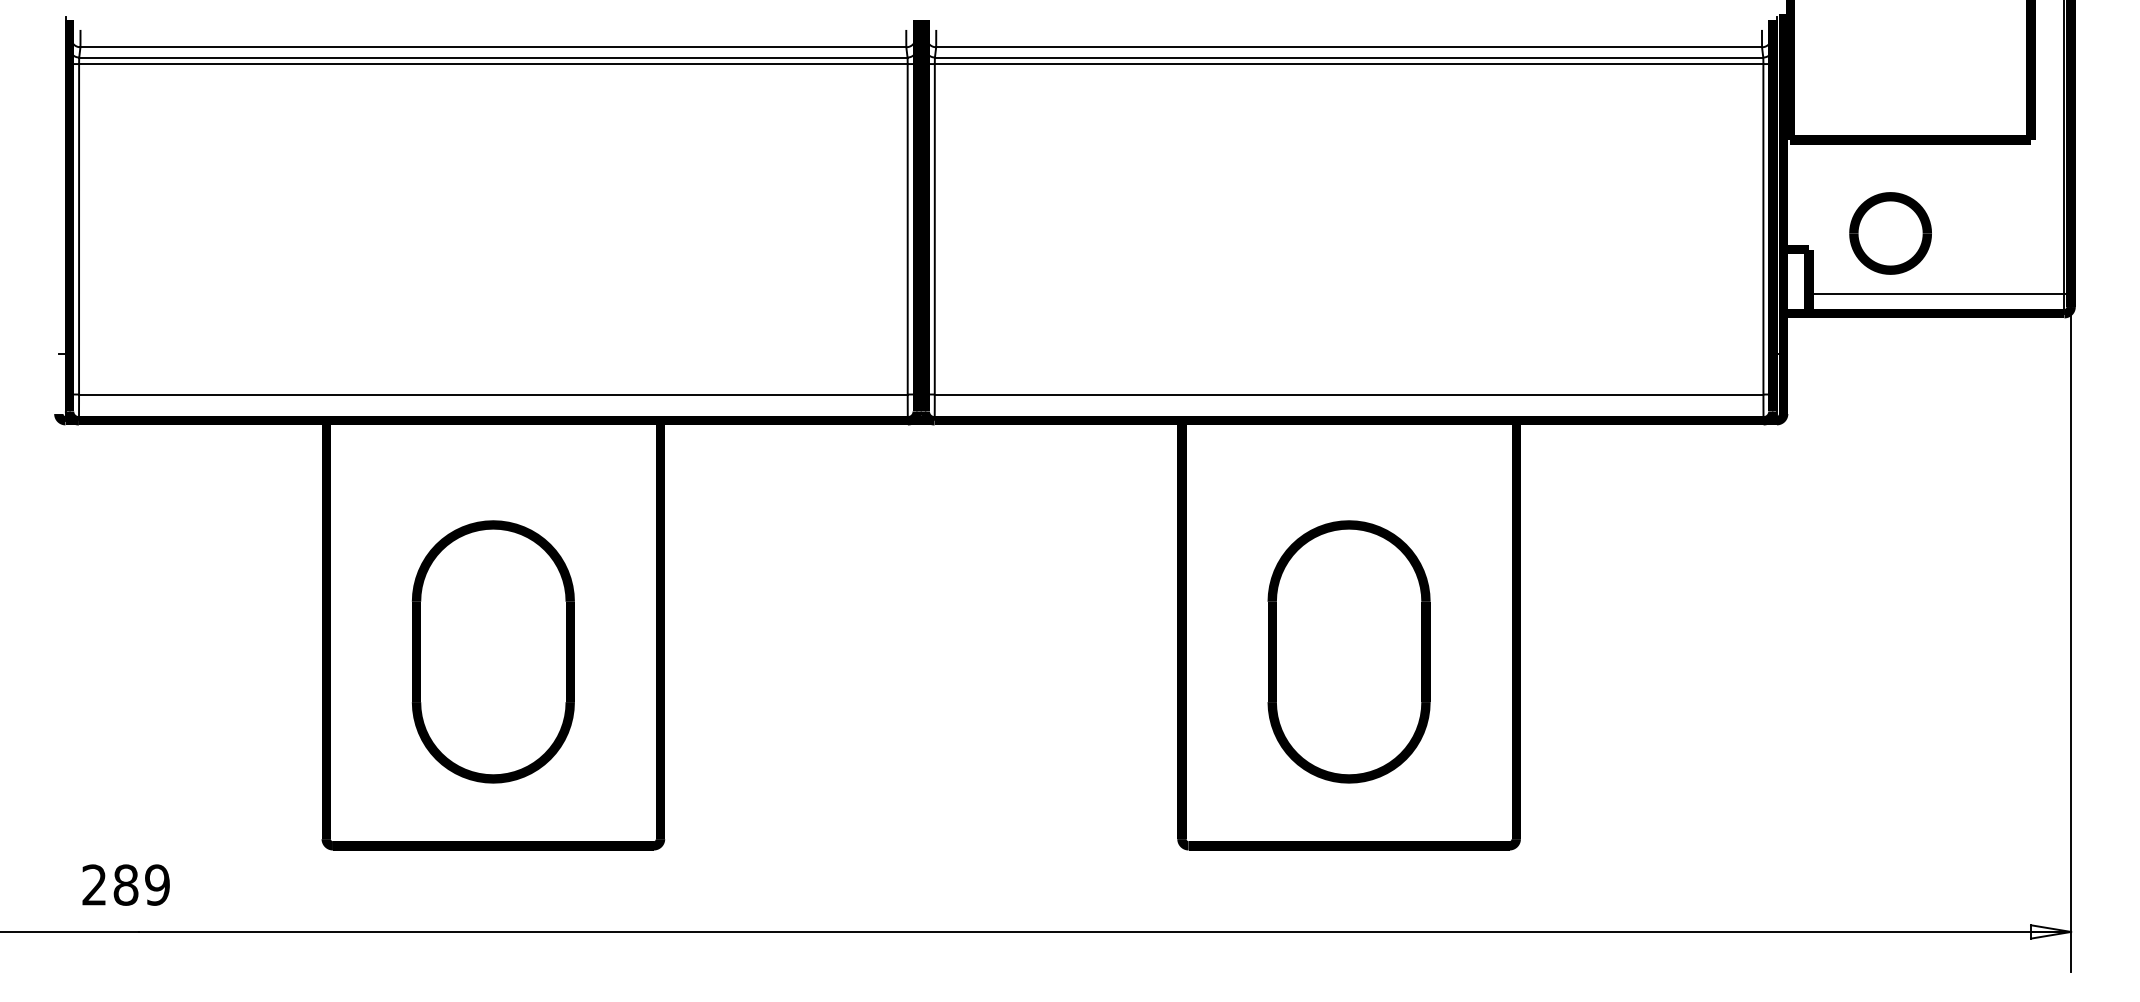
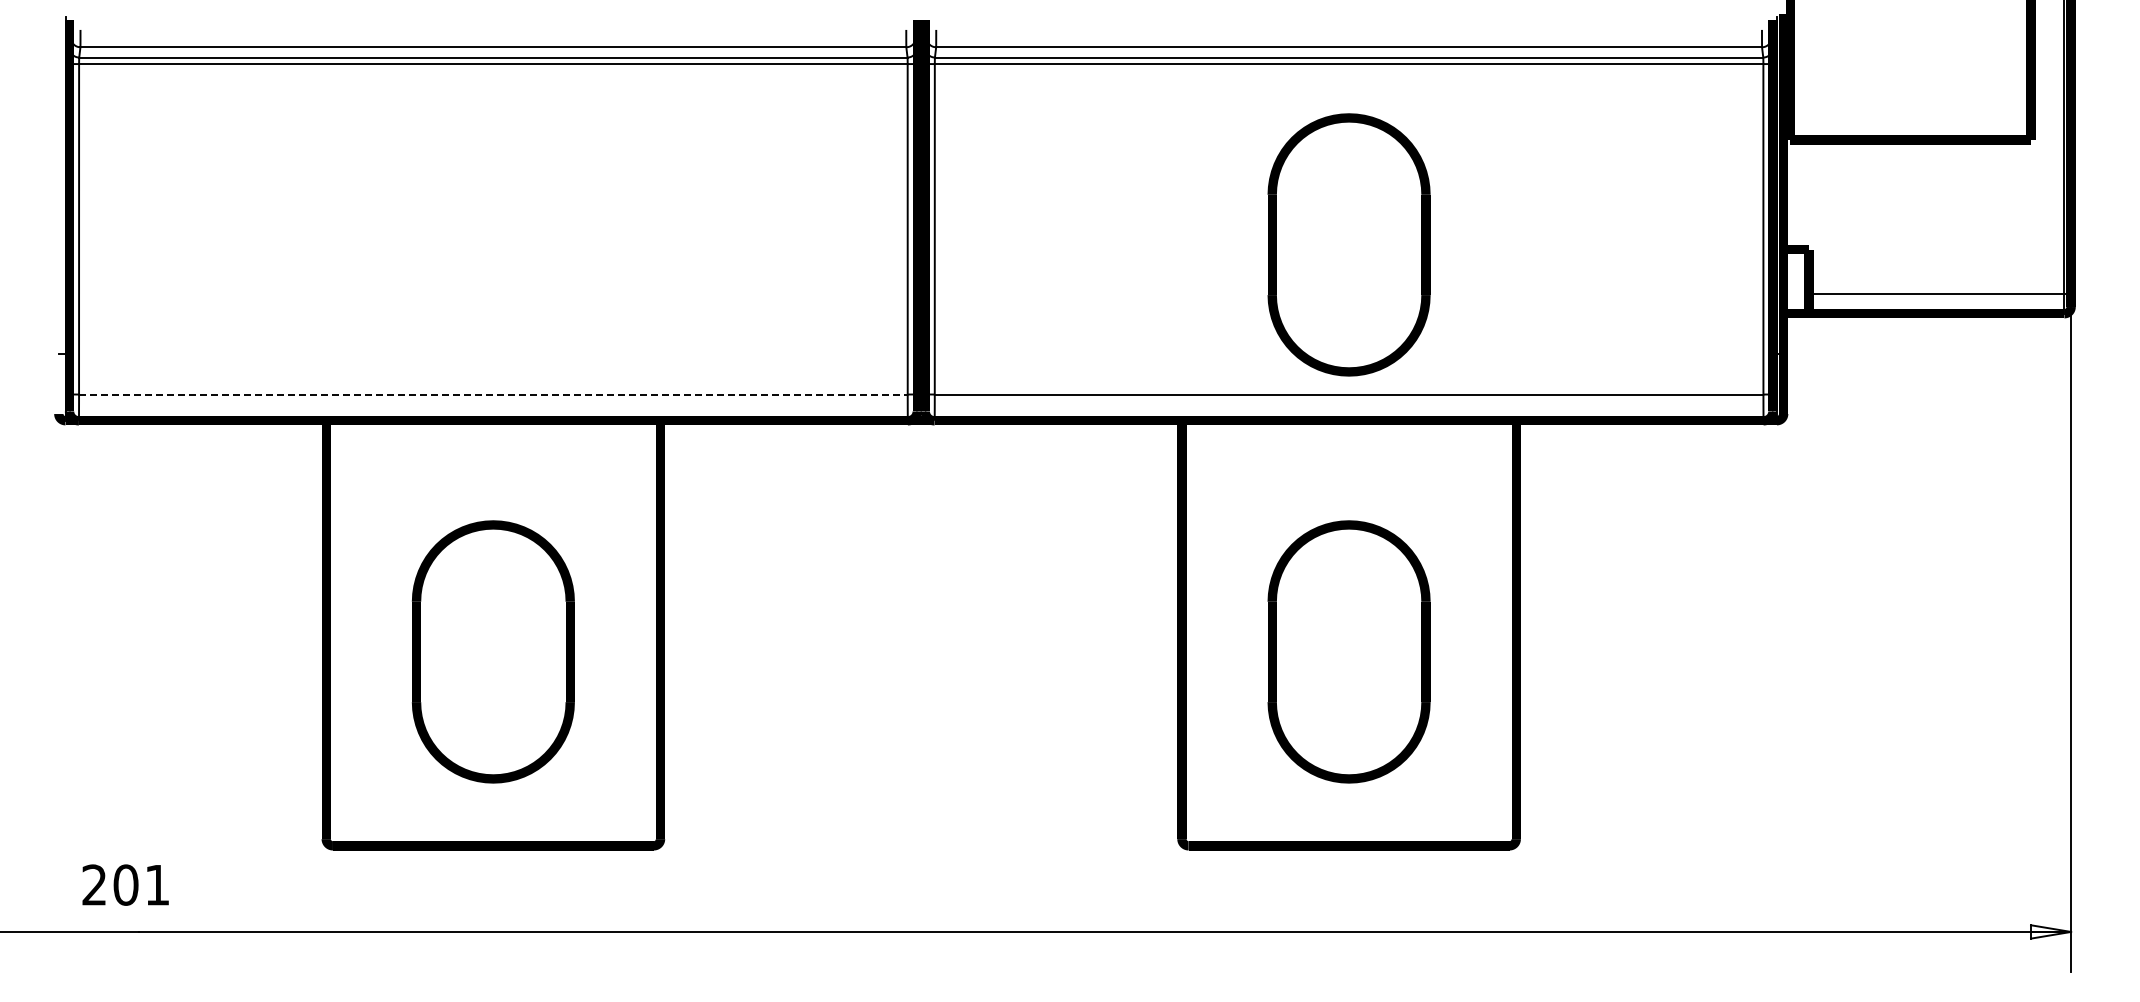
part: present -> none (1890, 233)
part: none -> present (1348, 244)
line: solid -> dashed (493, 394)
text: 289 -> 201 (141, 884)
